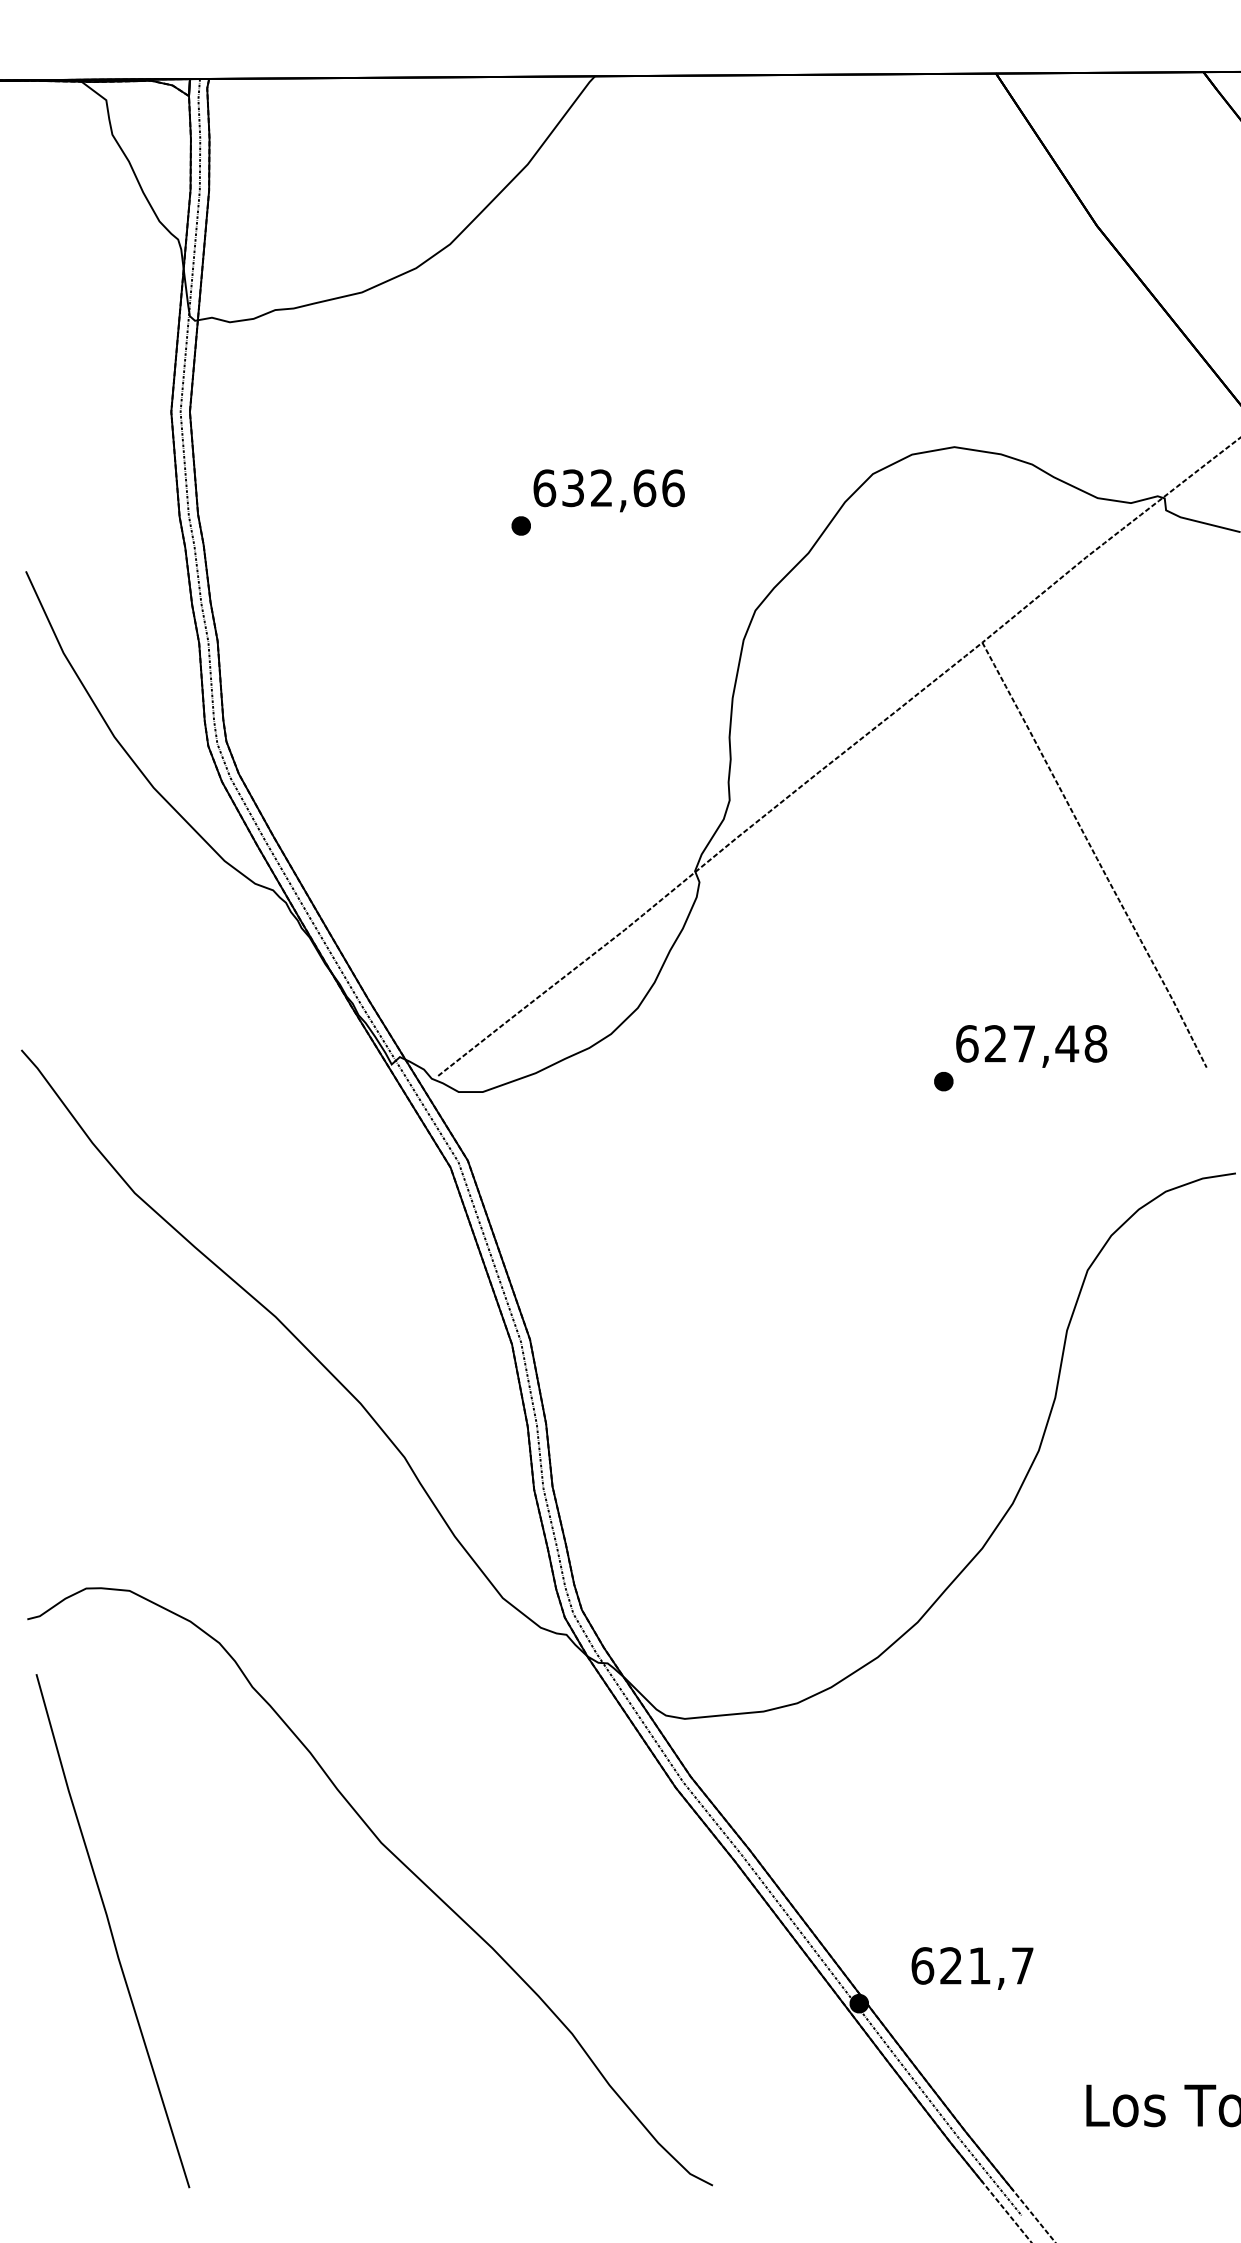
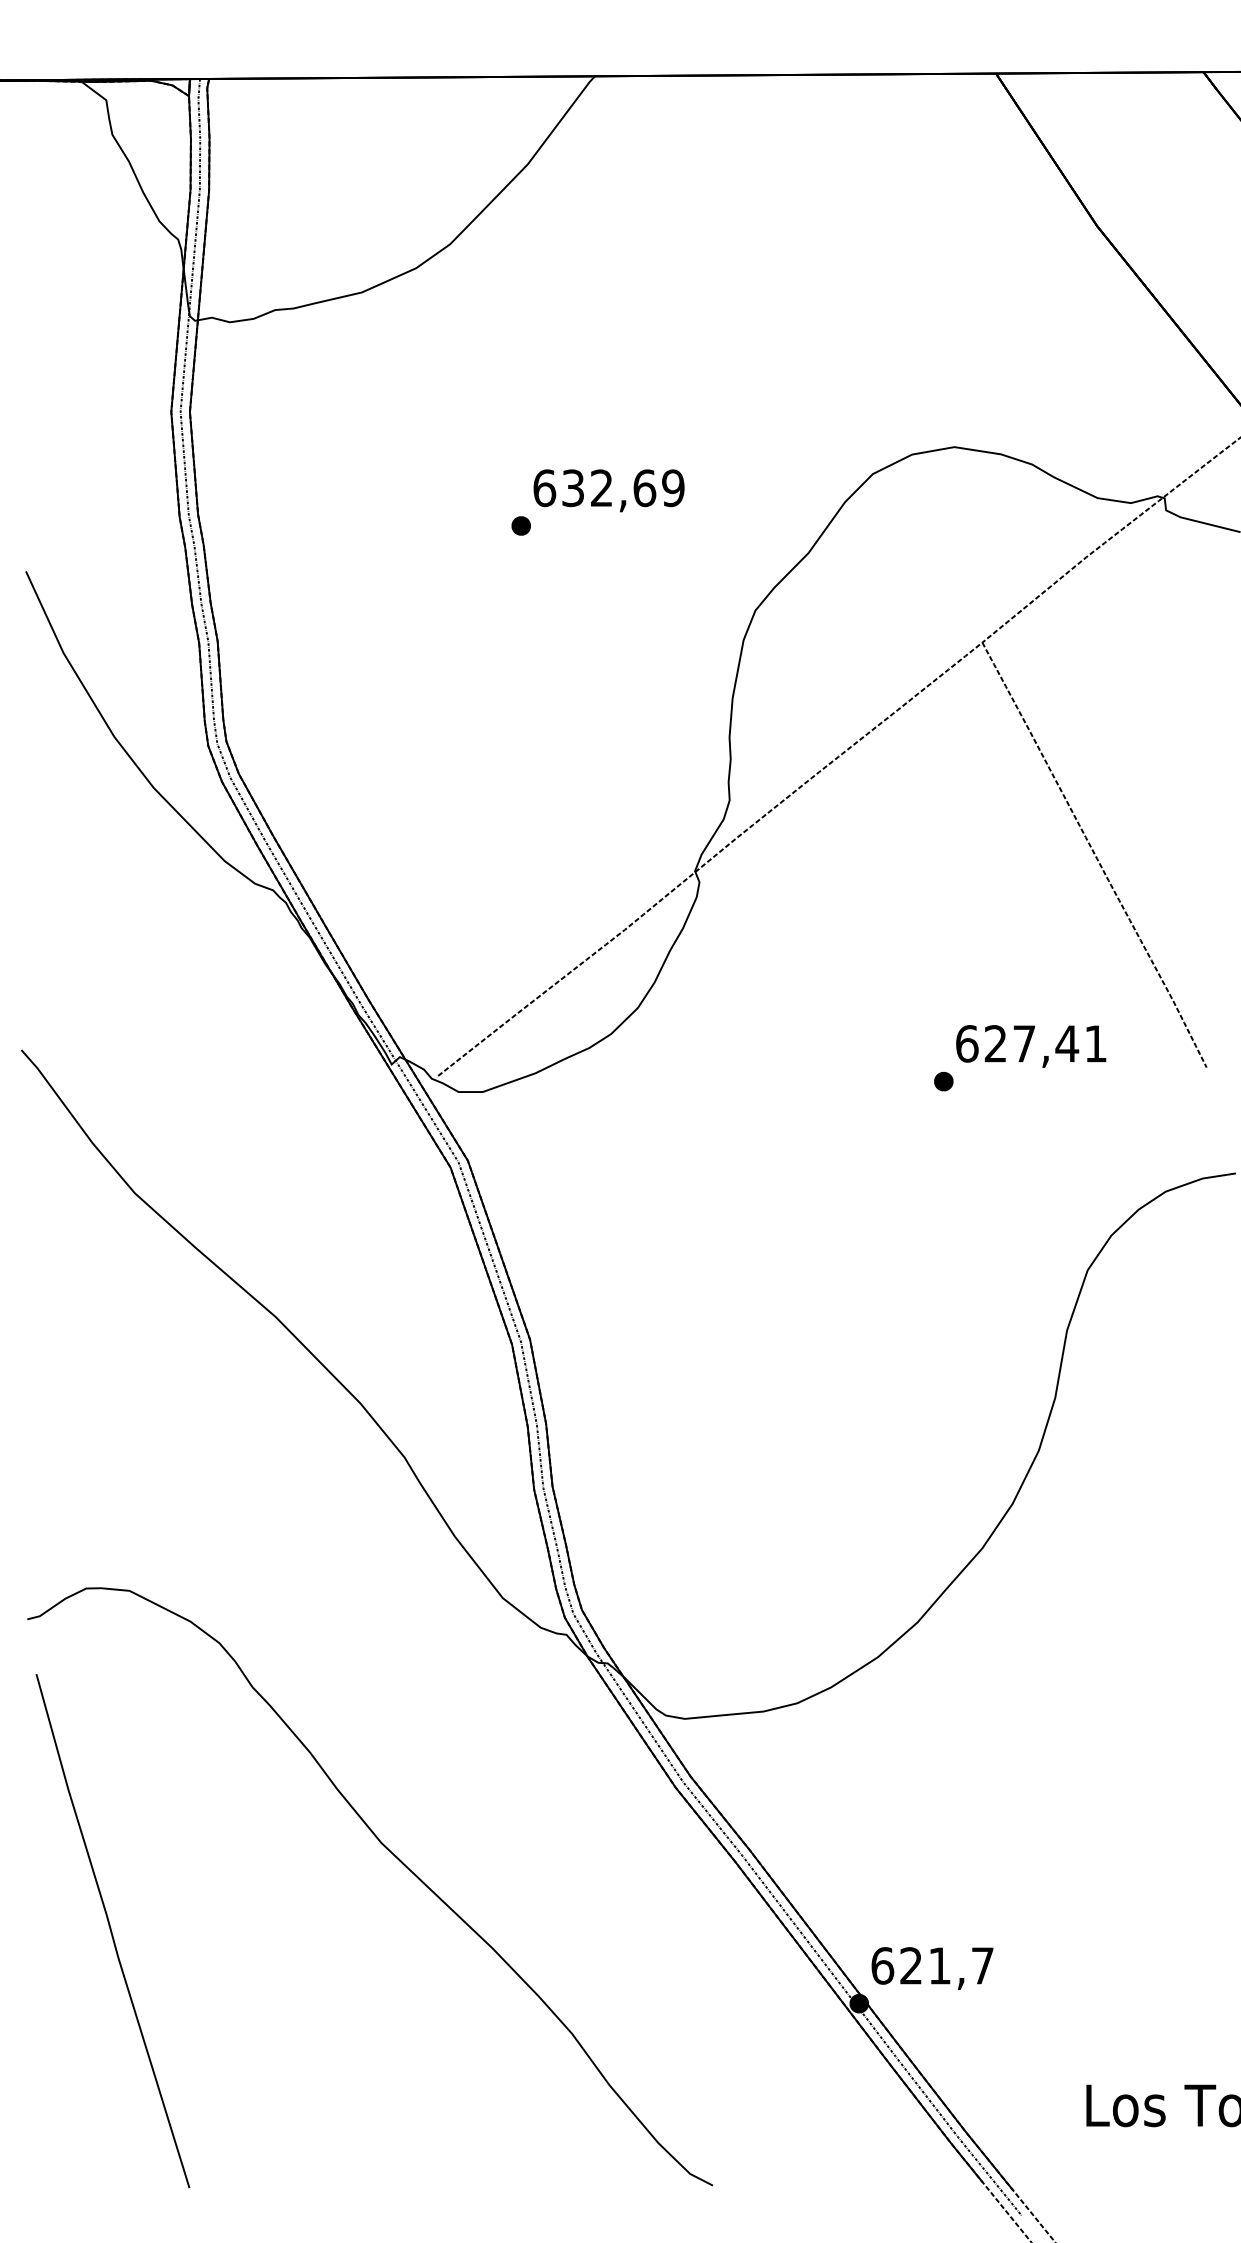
text: 632,66 -> 632,69 (673, 488)
text: 627,48 -> 627,41 (1095, 1043)
text position: (972, 1968) -> (932, 1968) (932, 1968)
